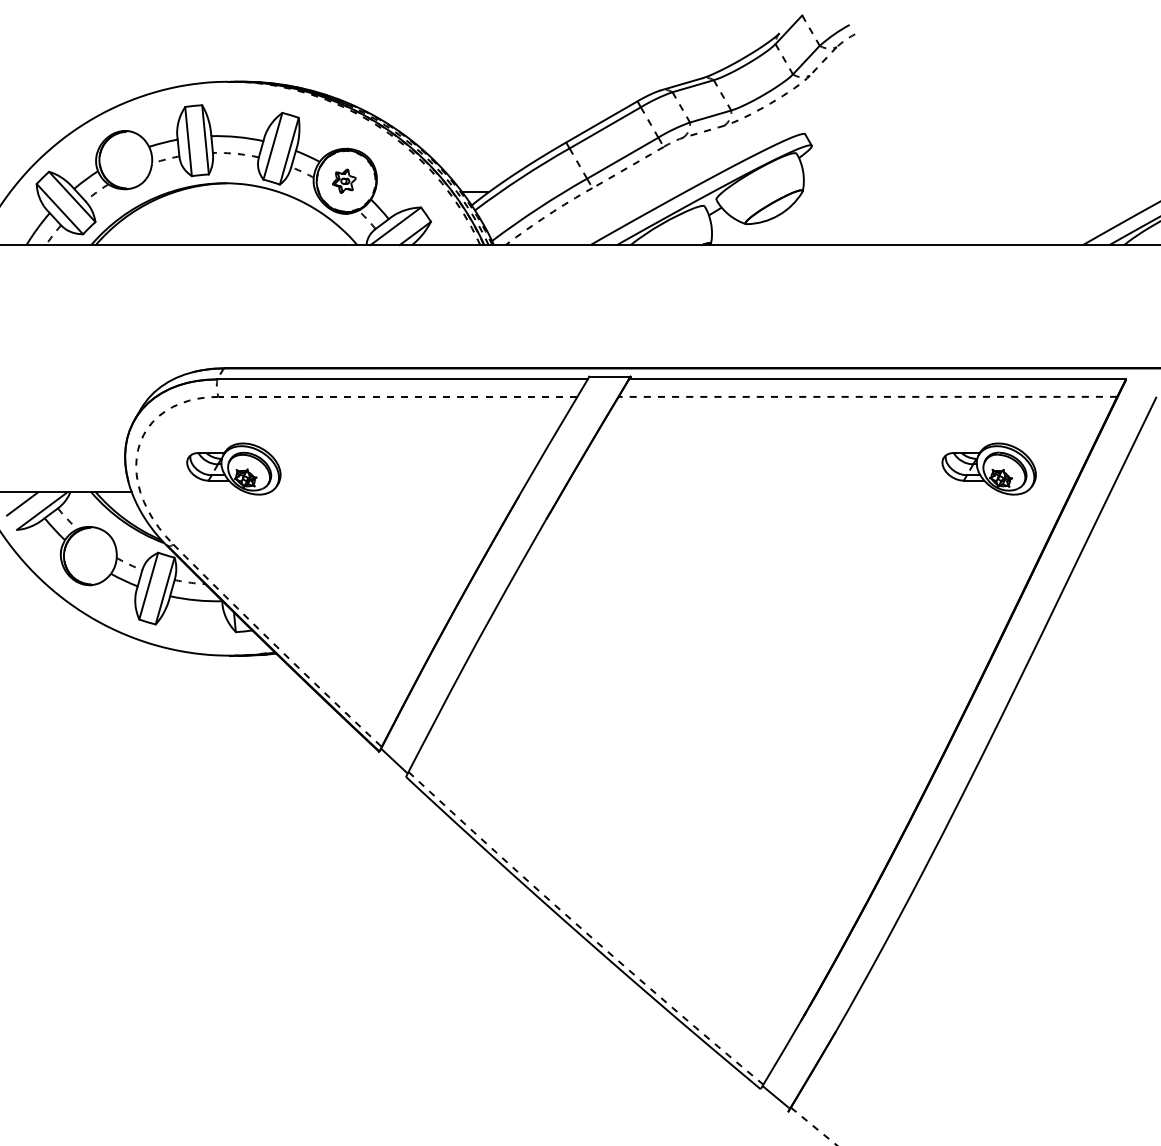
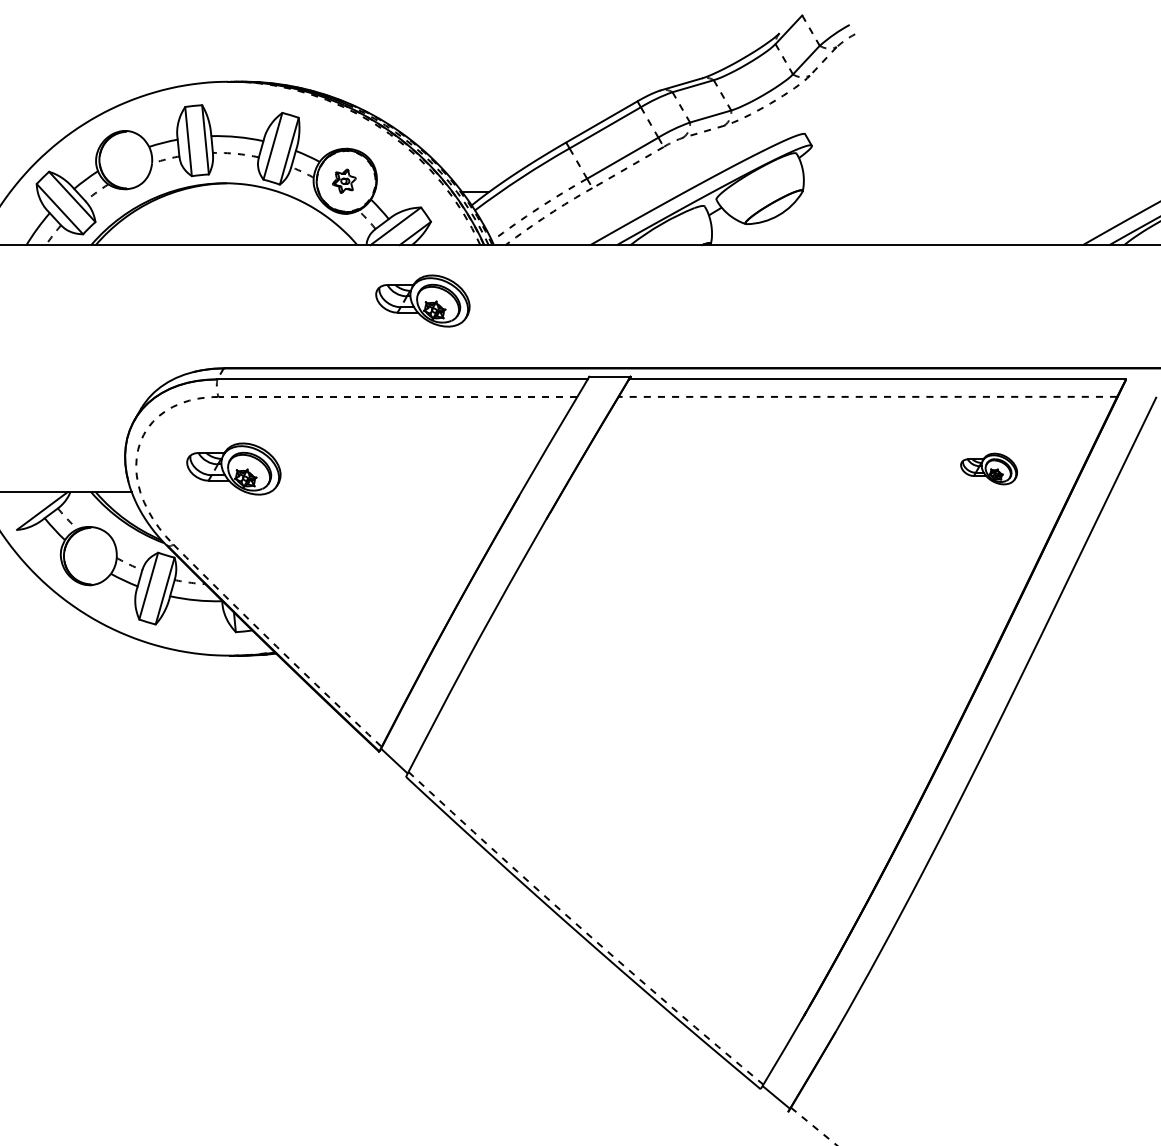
arc: solid -> dashed (538, 208)
part: none -> present (422, 300)
part size: 96x54 px -> 58x34 px (988, 468)
line: present -> none (22, 503)
